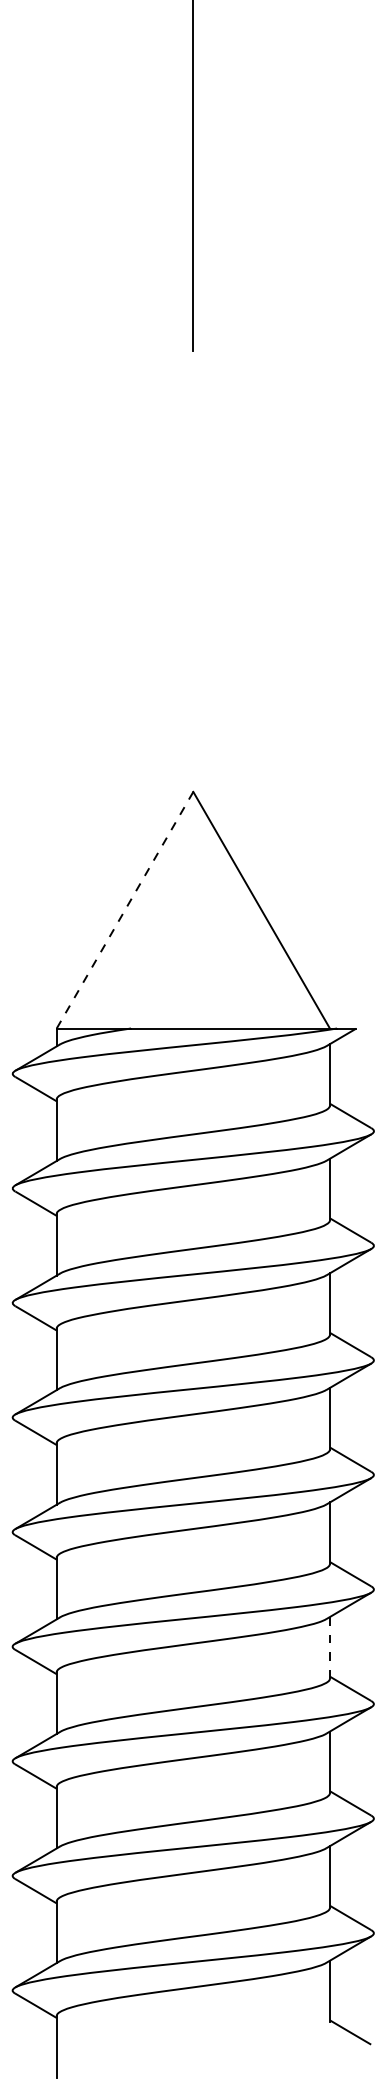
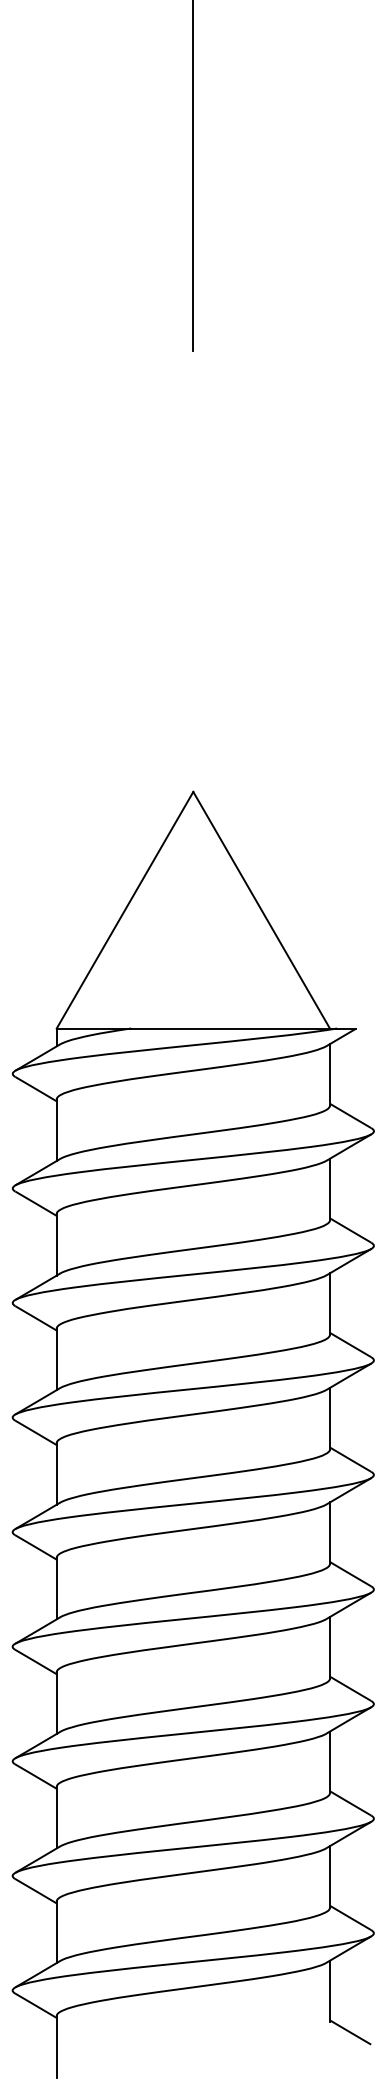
line: dashed -> solid (125, 910)
line: dashed -> solid (329, 1647)
